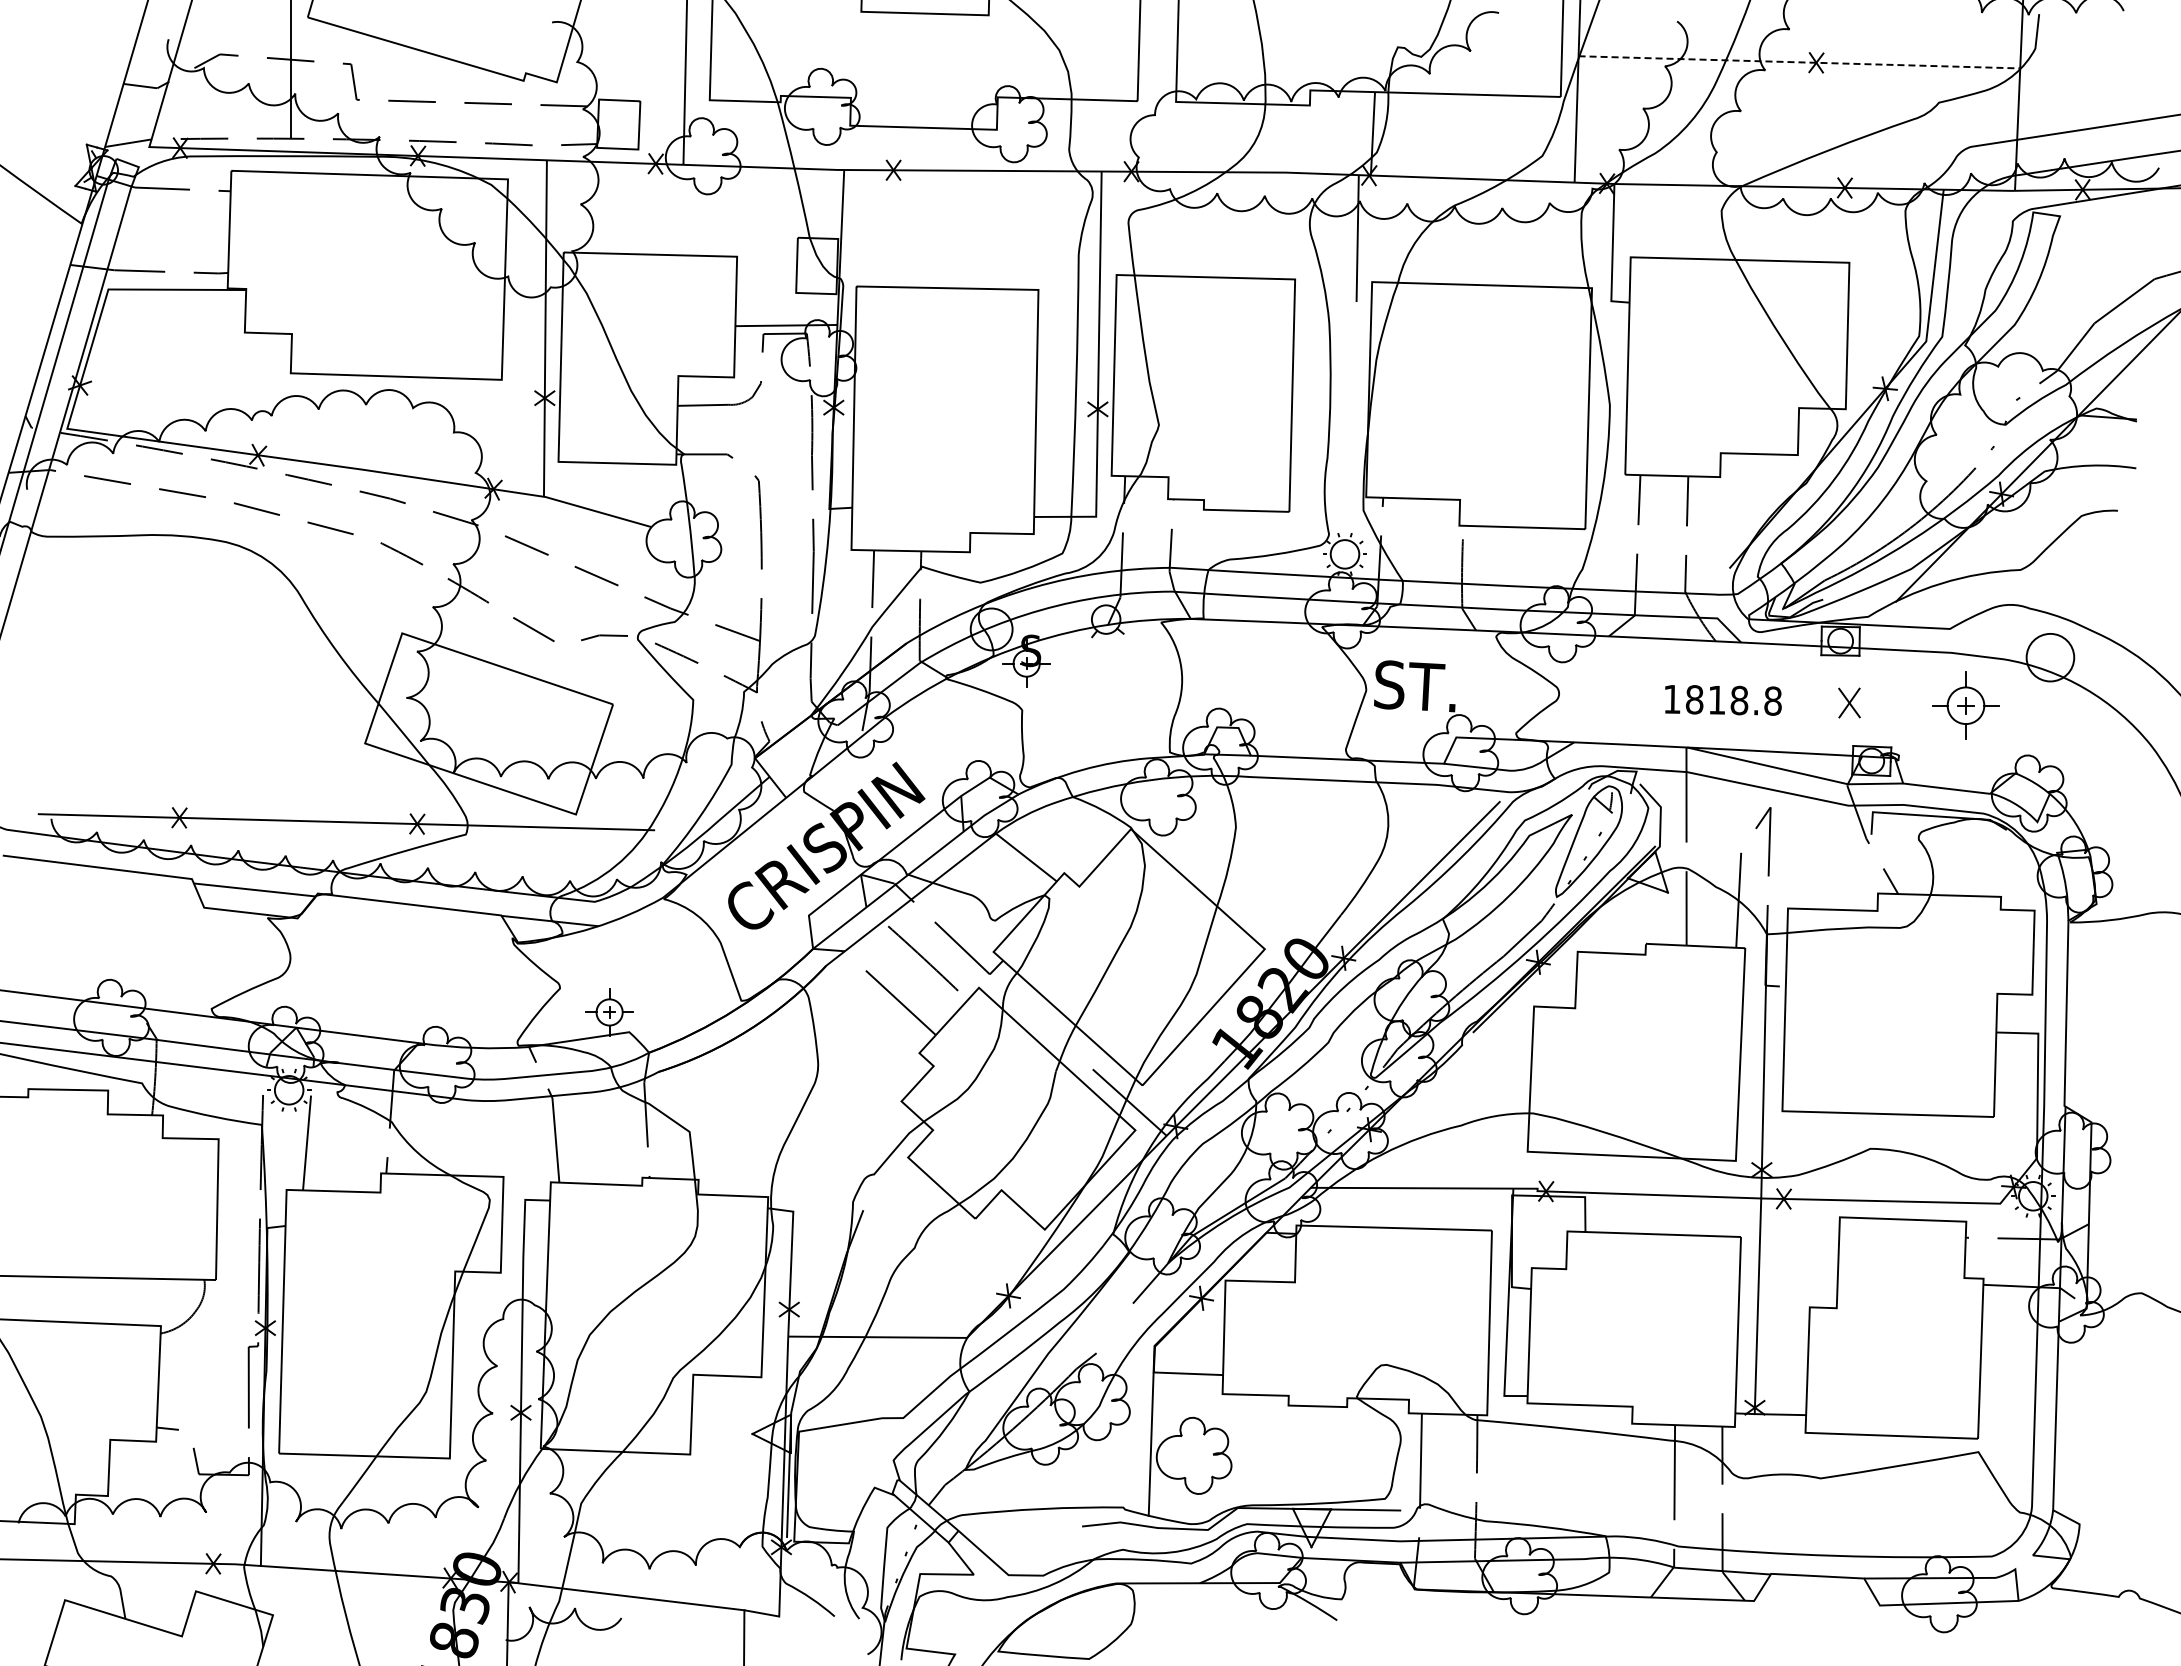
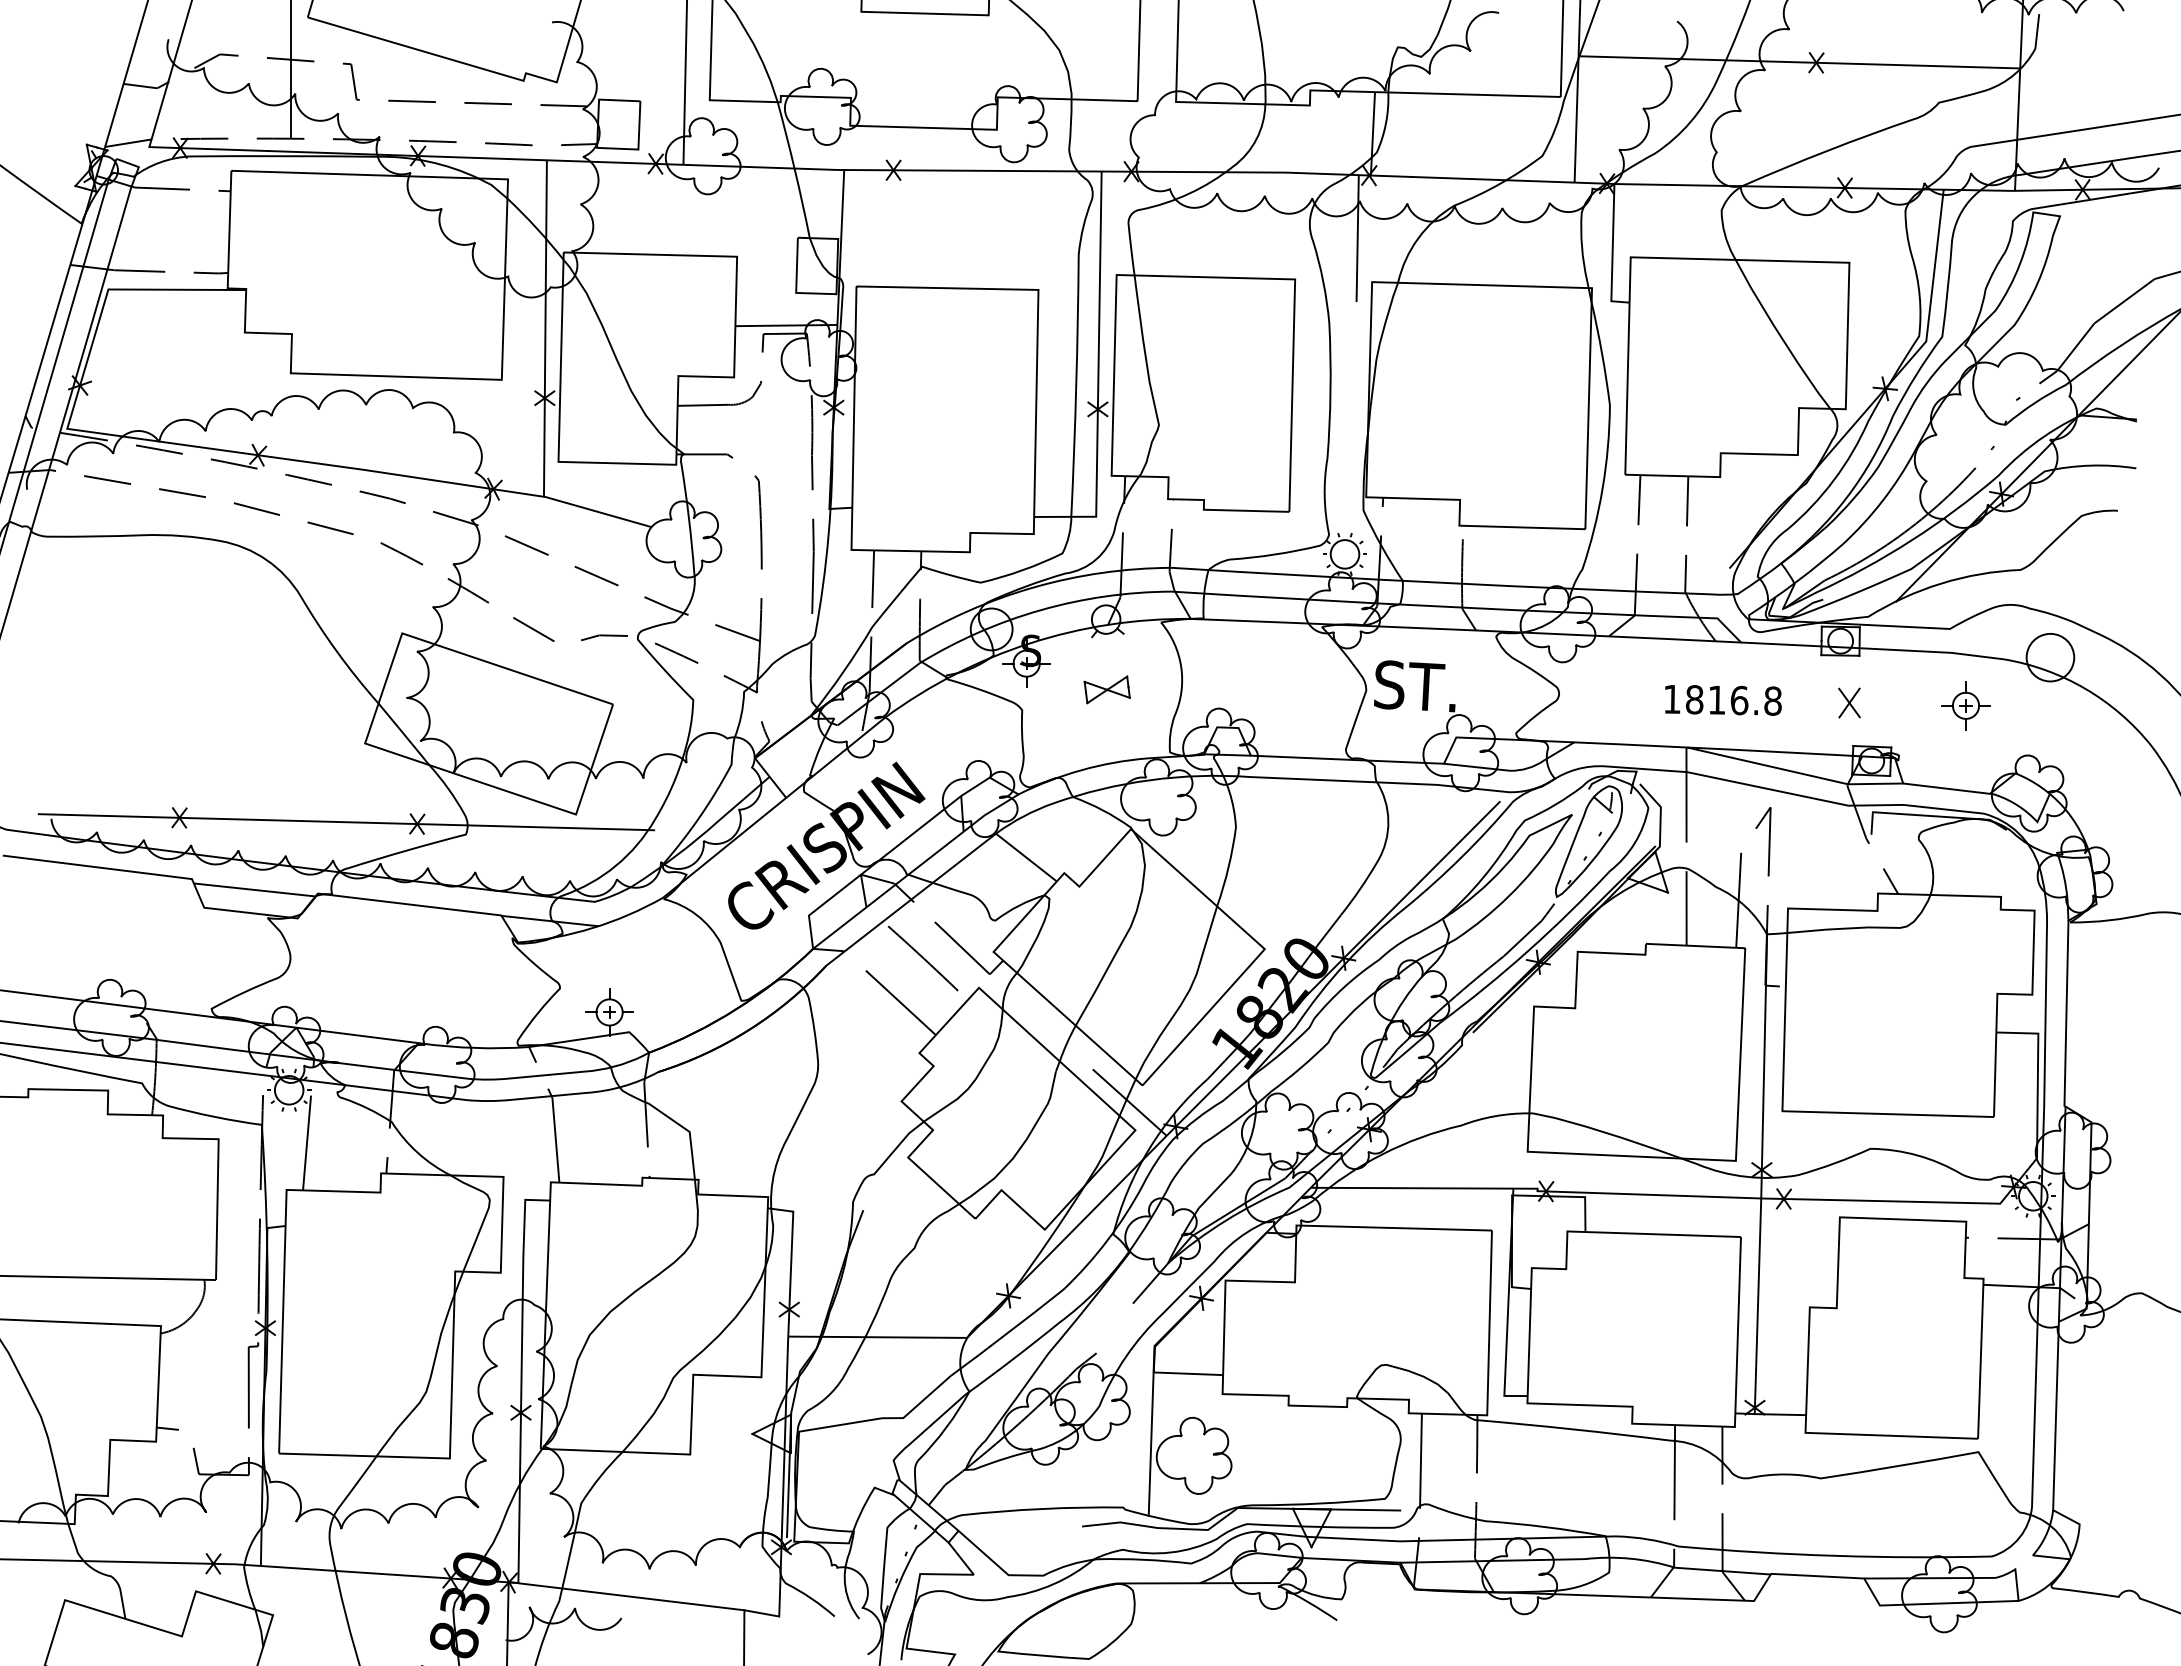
line: dashed -> solid (1799, 62)
part: none -> present (1106, 689)
text: 1818.8 -> 1816.8 (1739, 700)
part size: 68x69 px -> 50x50 px (1965, 705)
